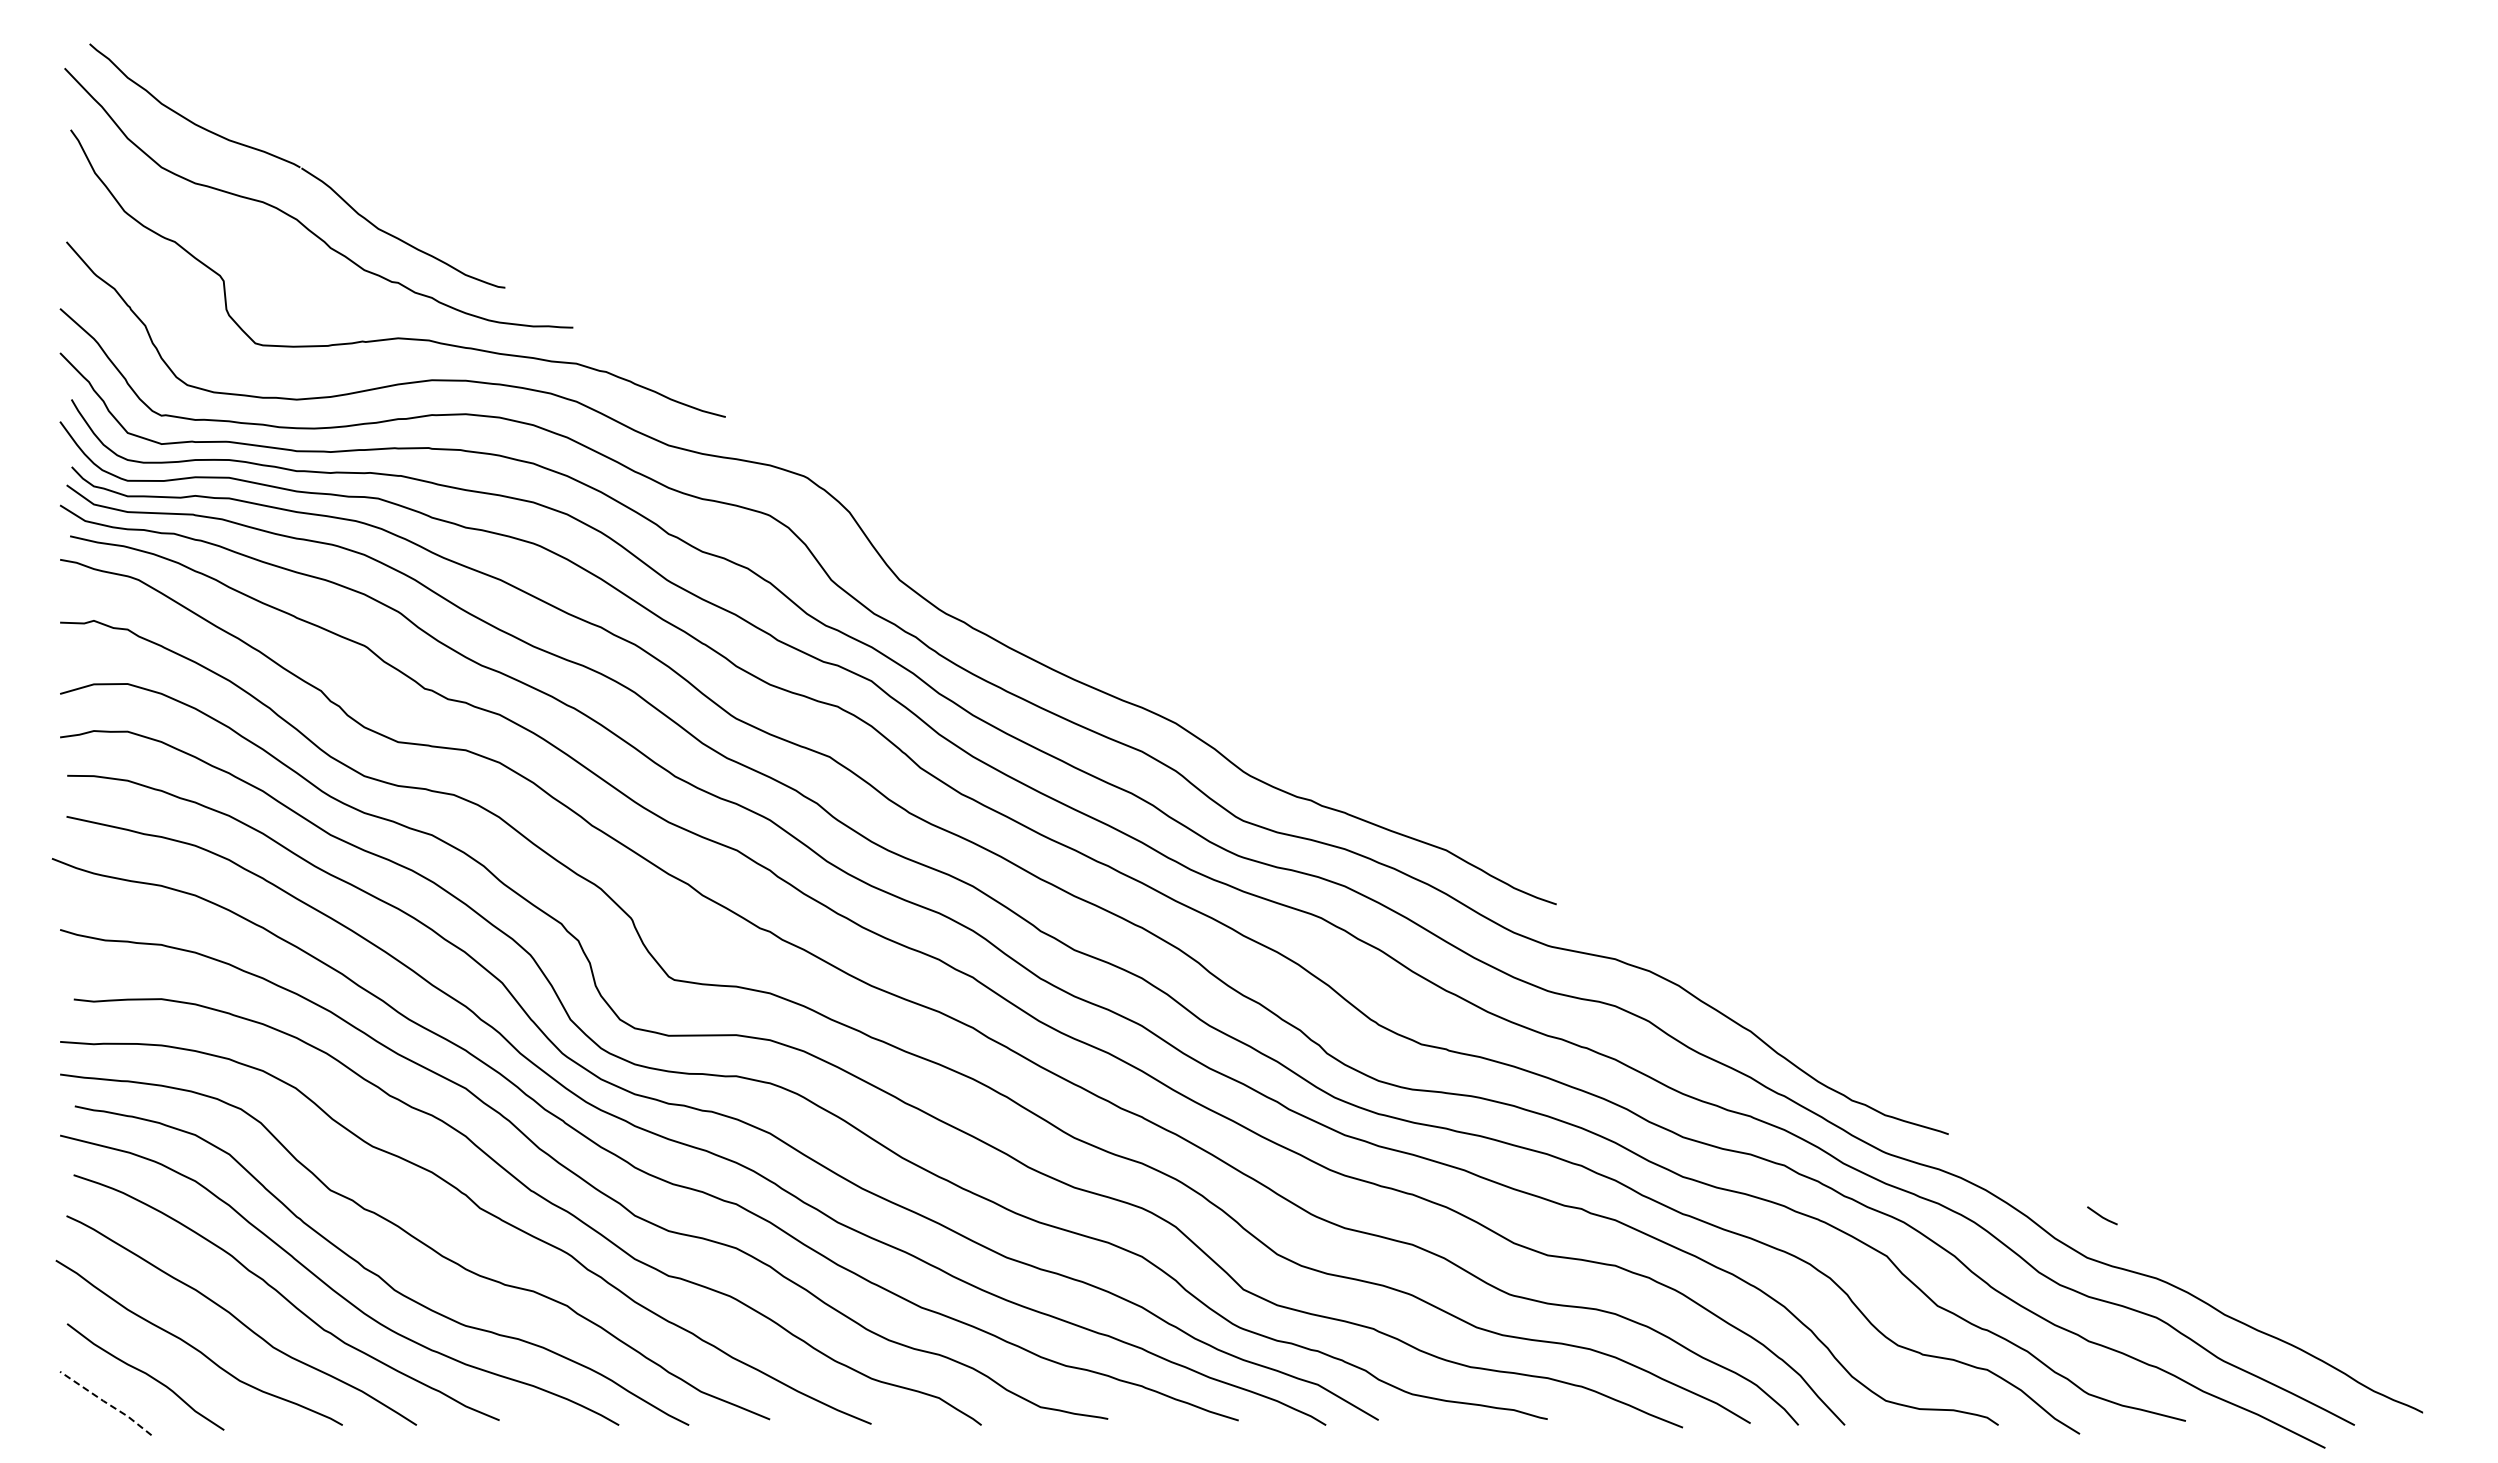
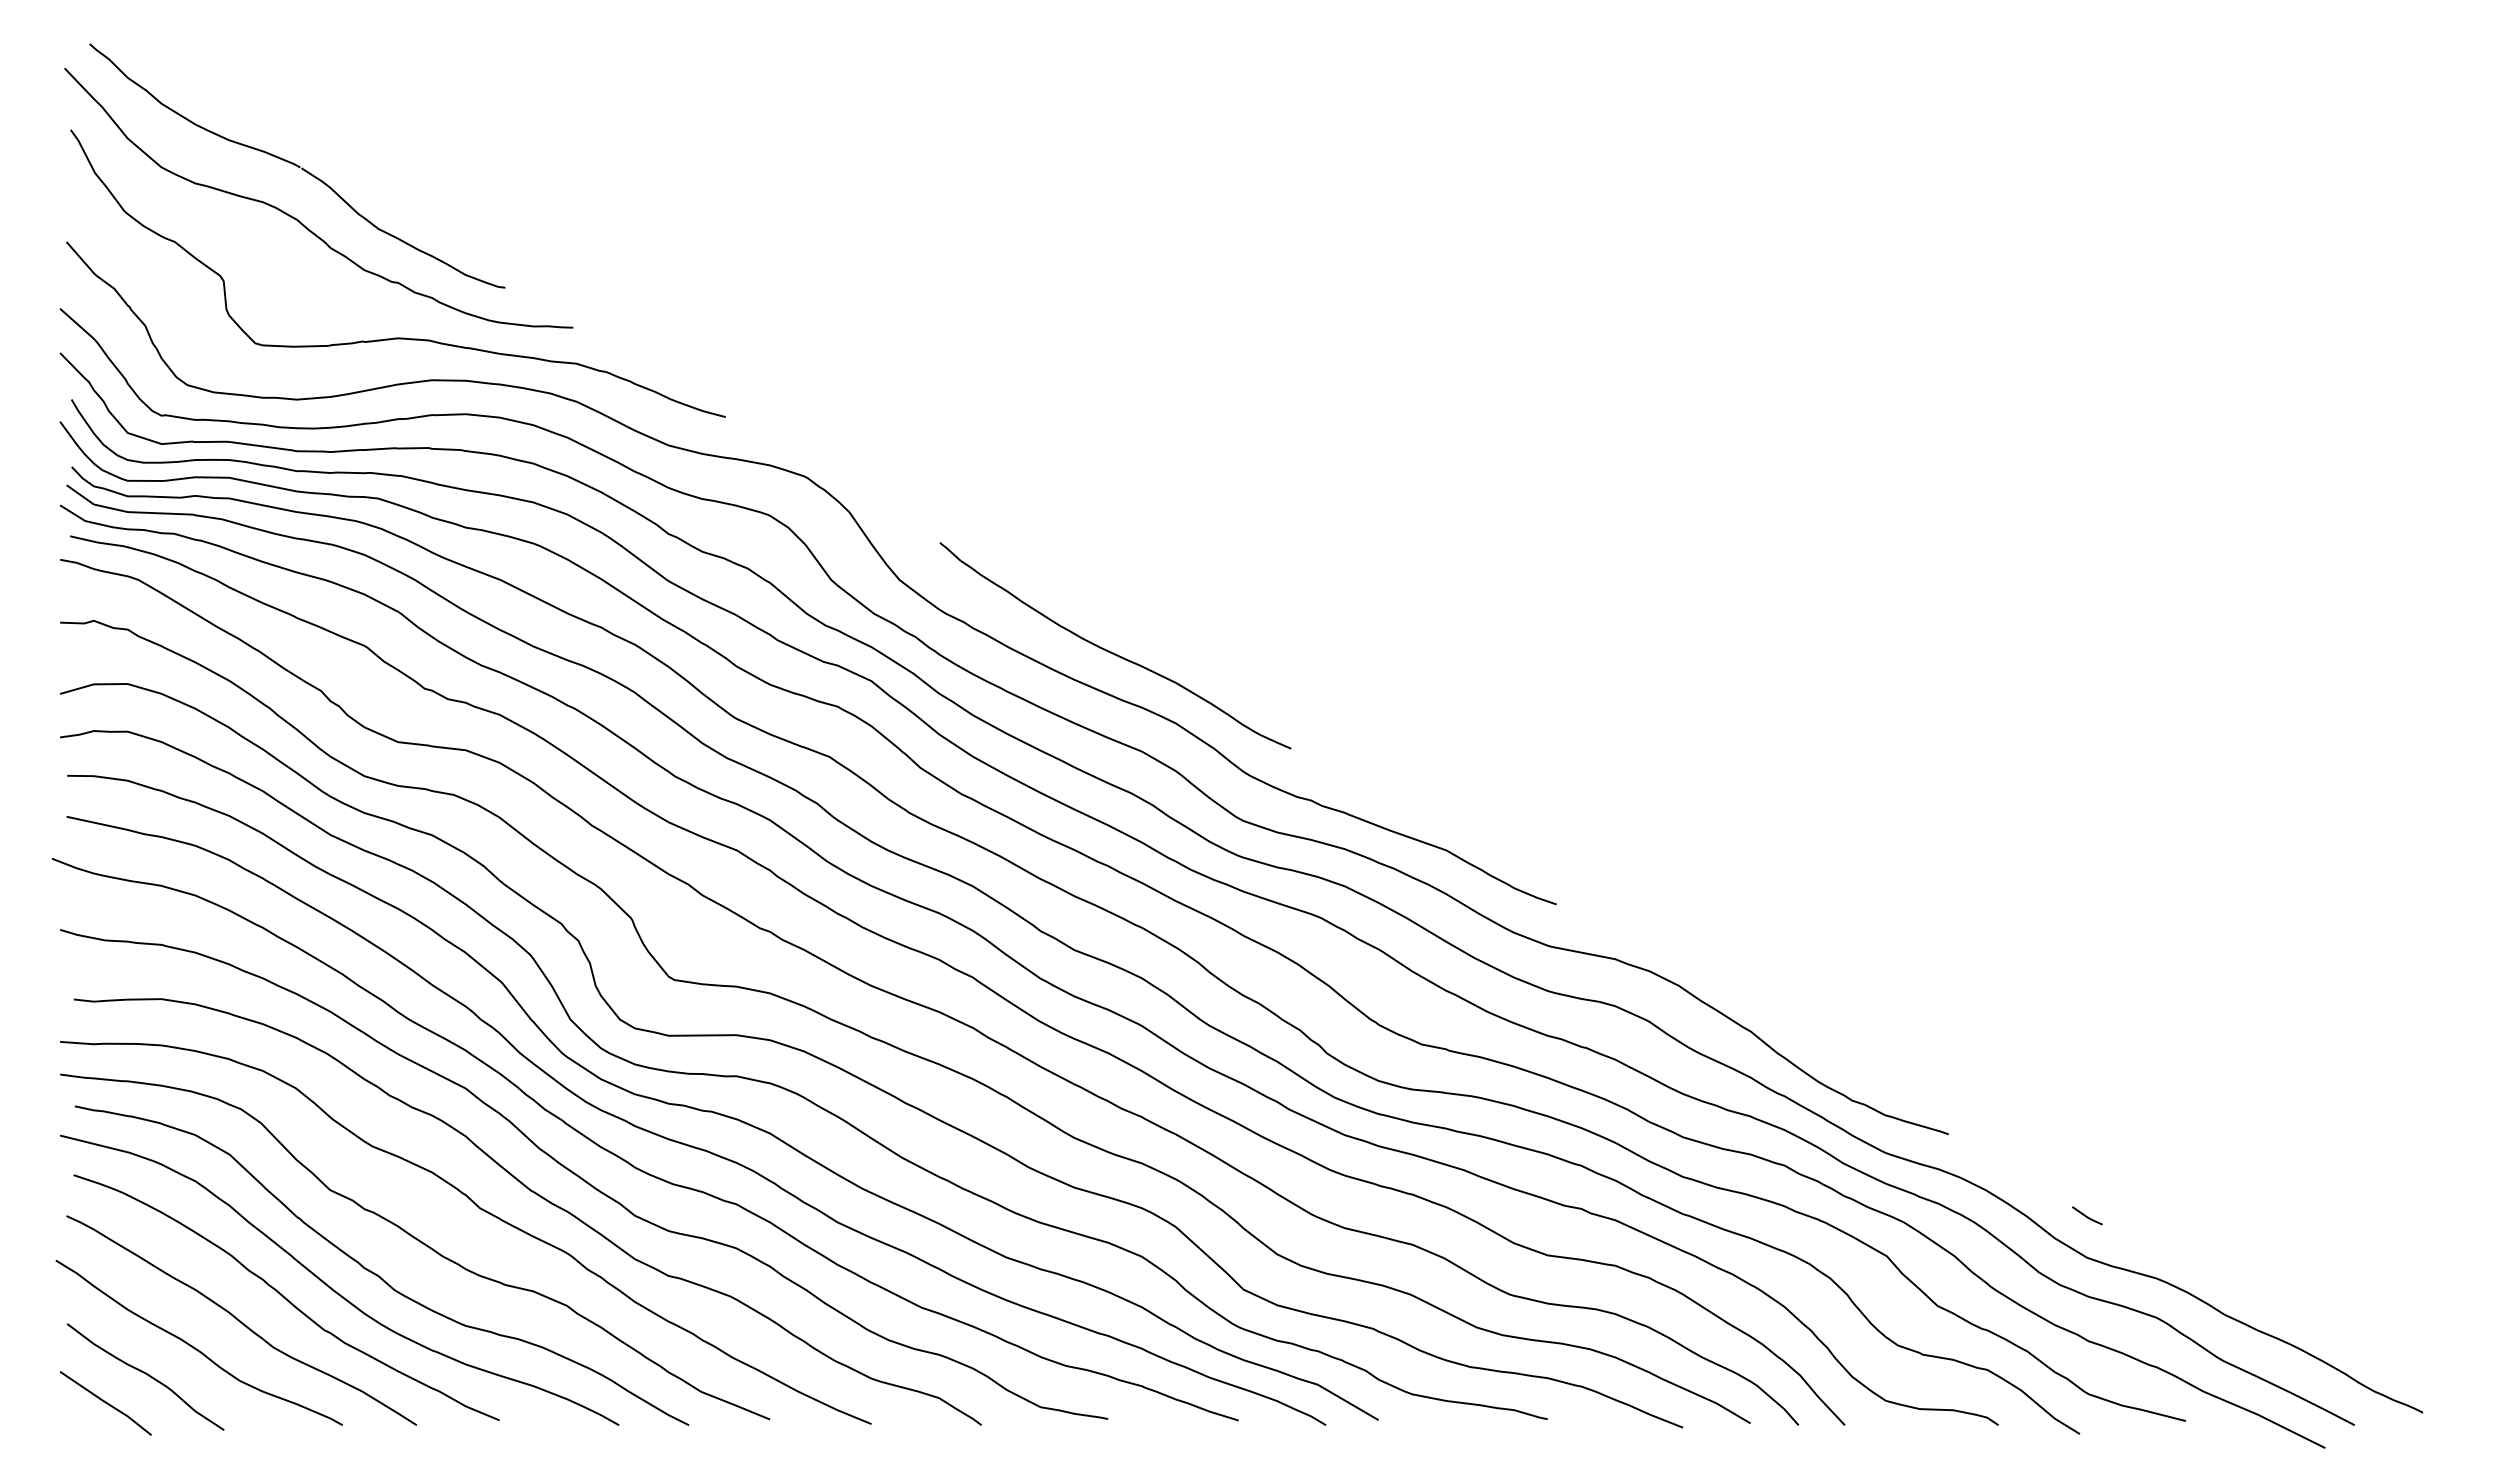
curve: none -> present (1111, 651)
line position: (2101, 1215) -> (2086, 1215) (2086, 1215)
line: dashed -> solid (105, 1402)
